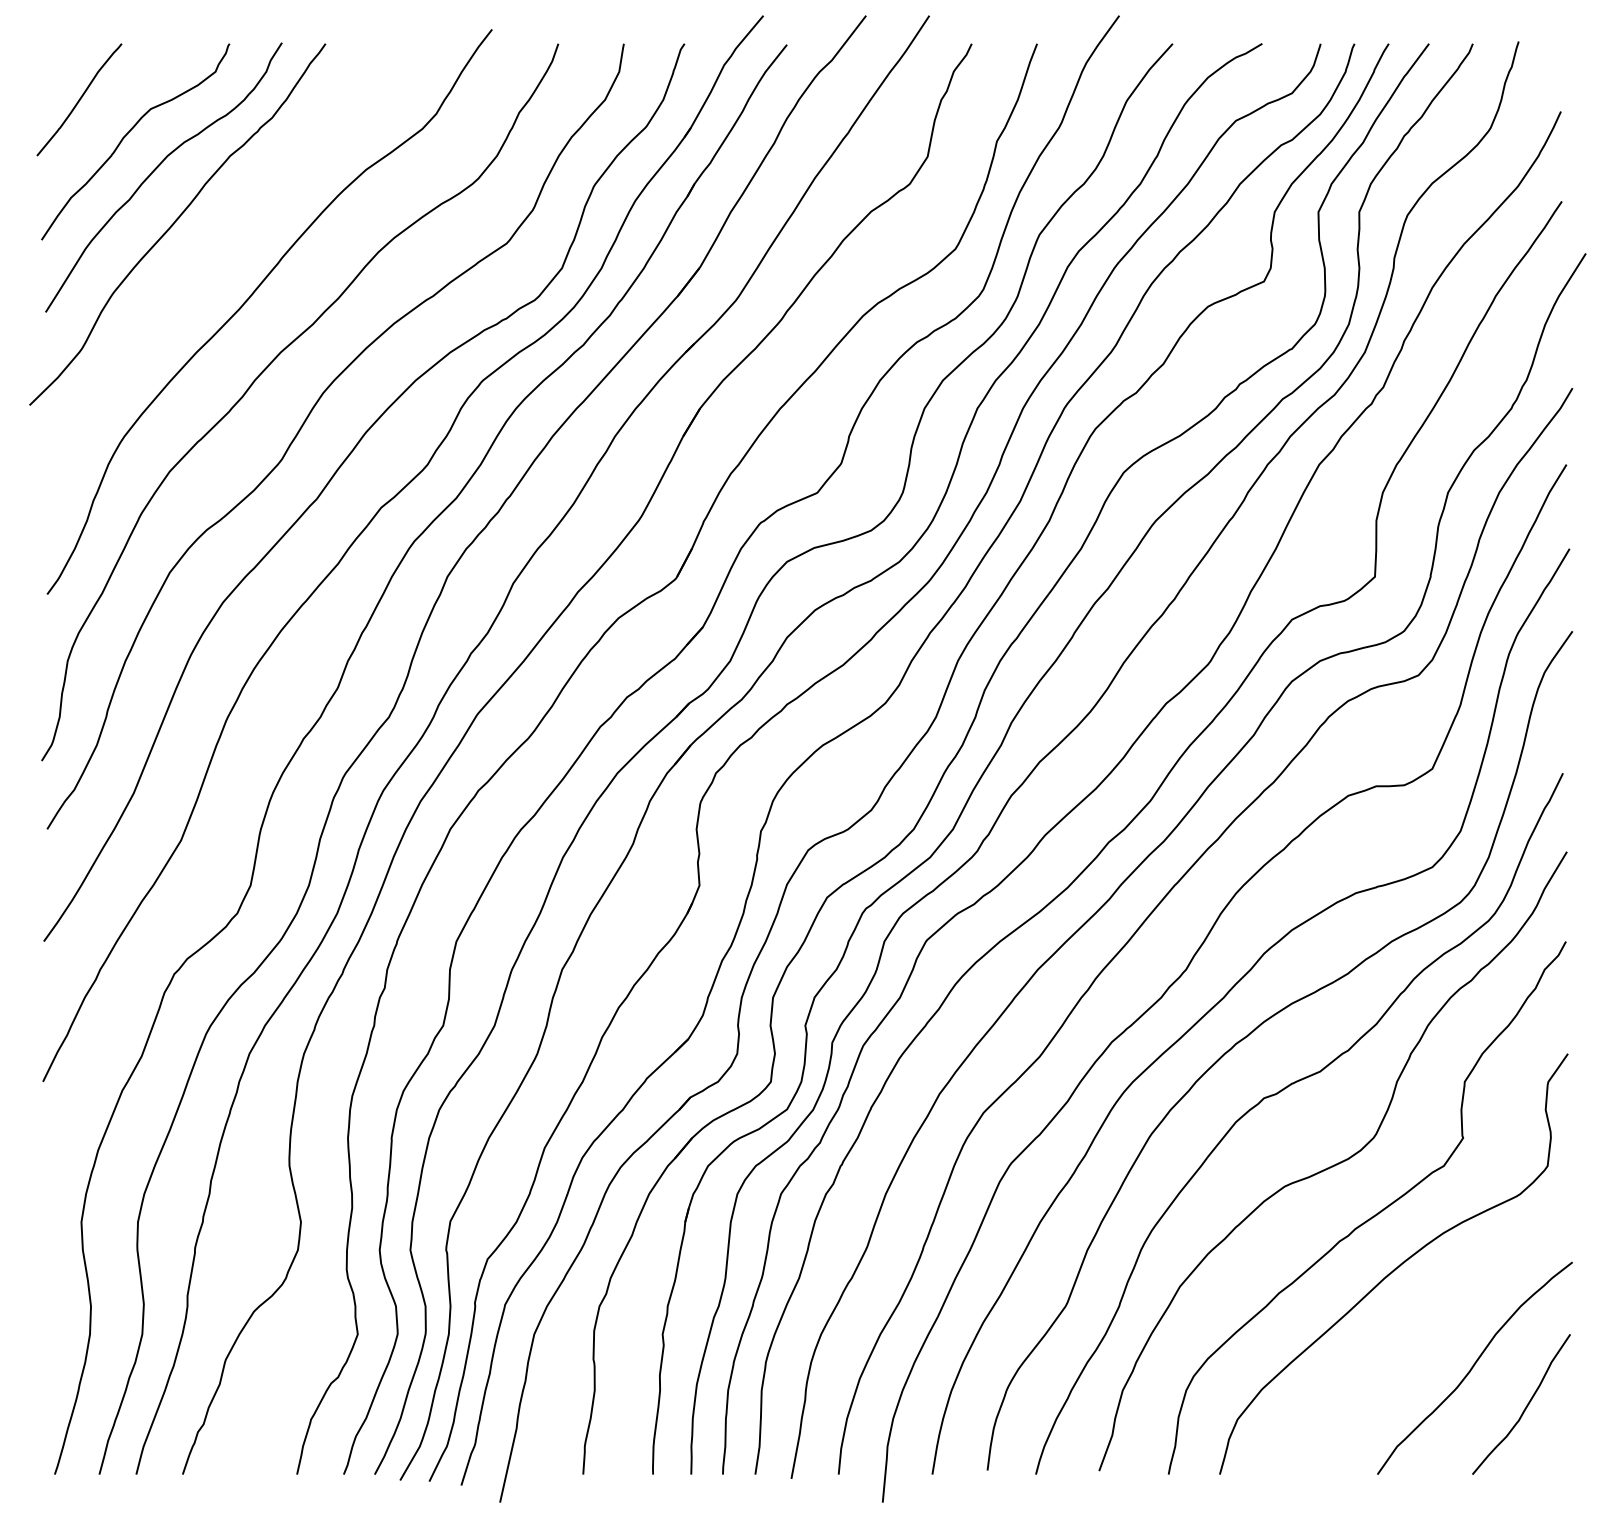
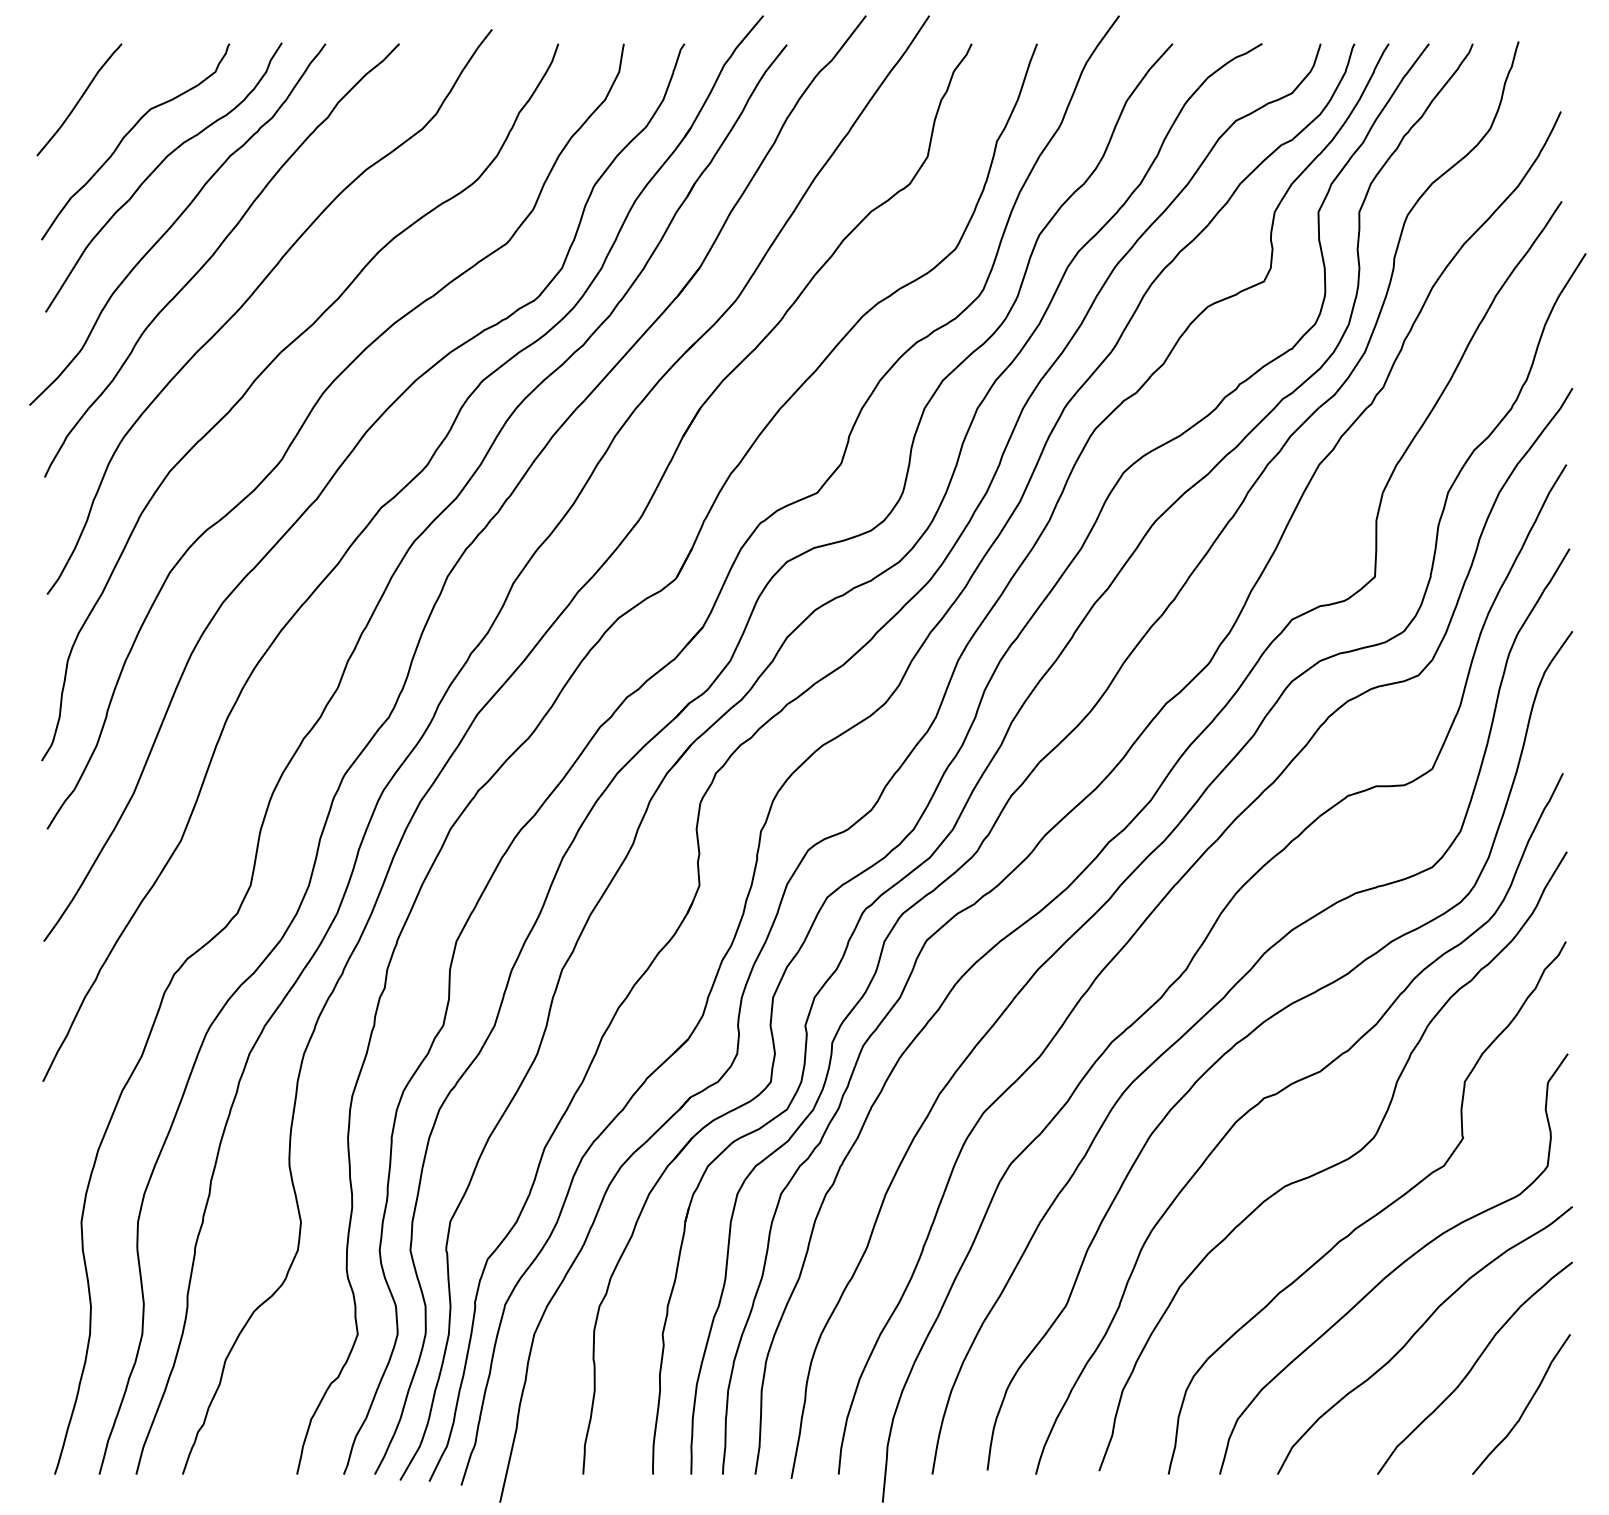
curve: none -> present (213, 256)
curve: none -> present (1417, 1332)
